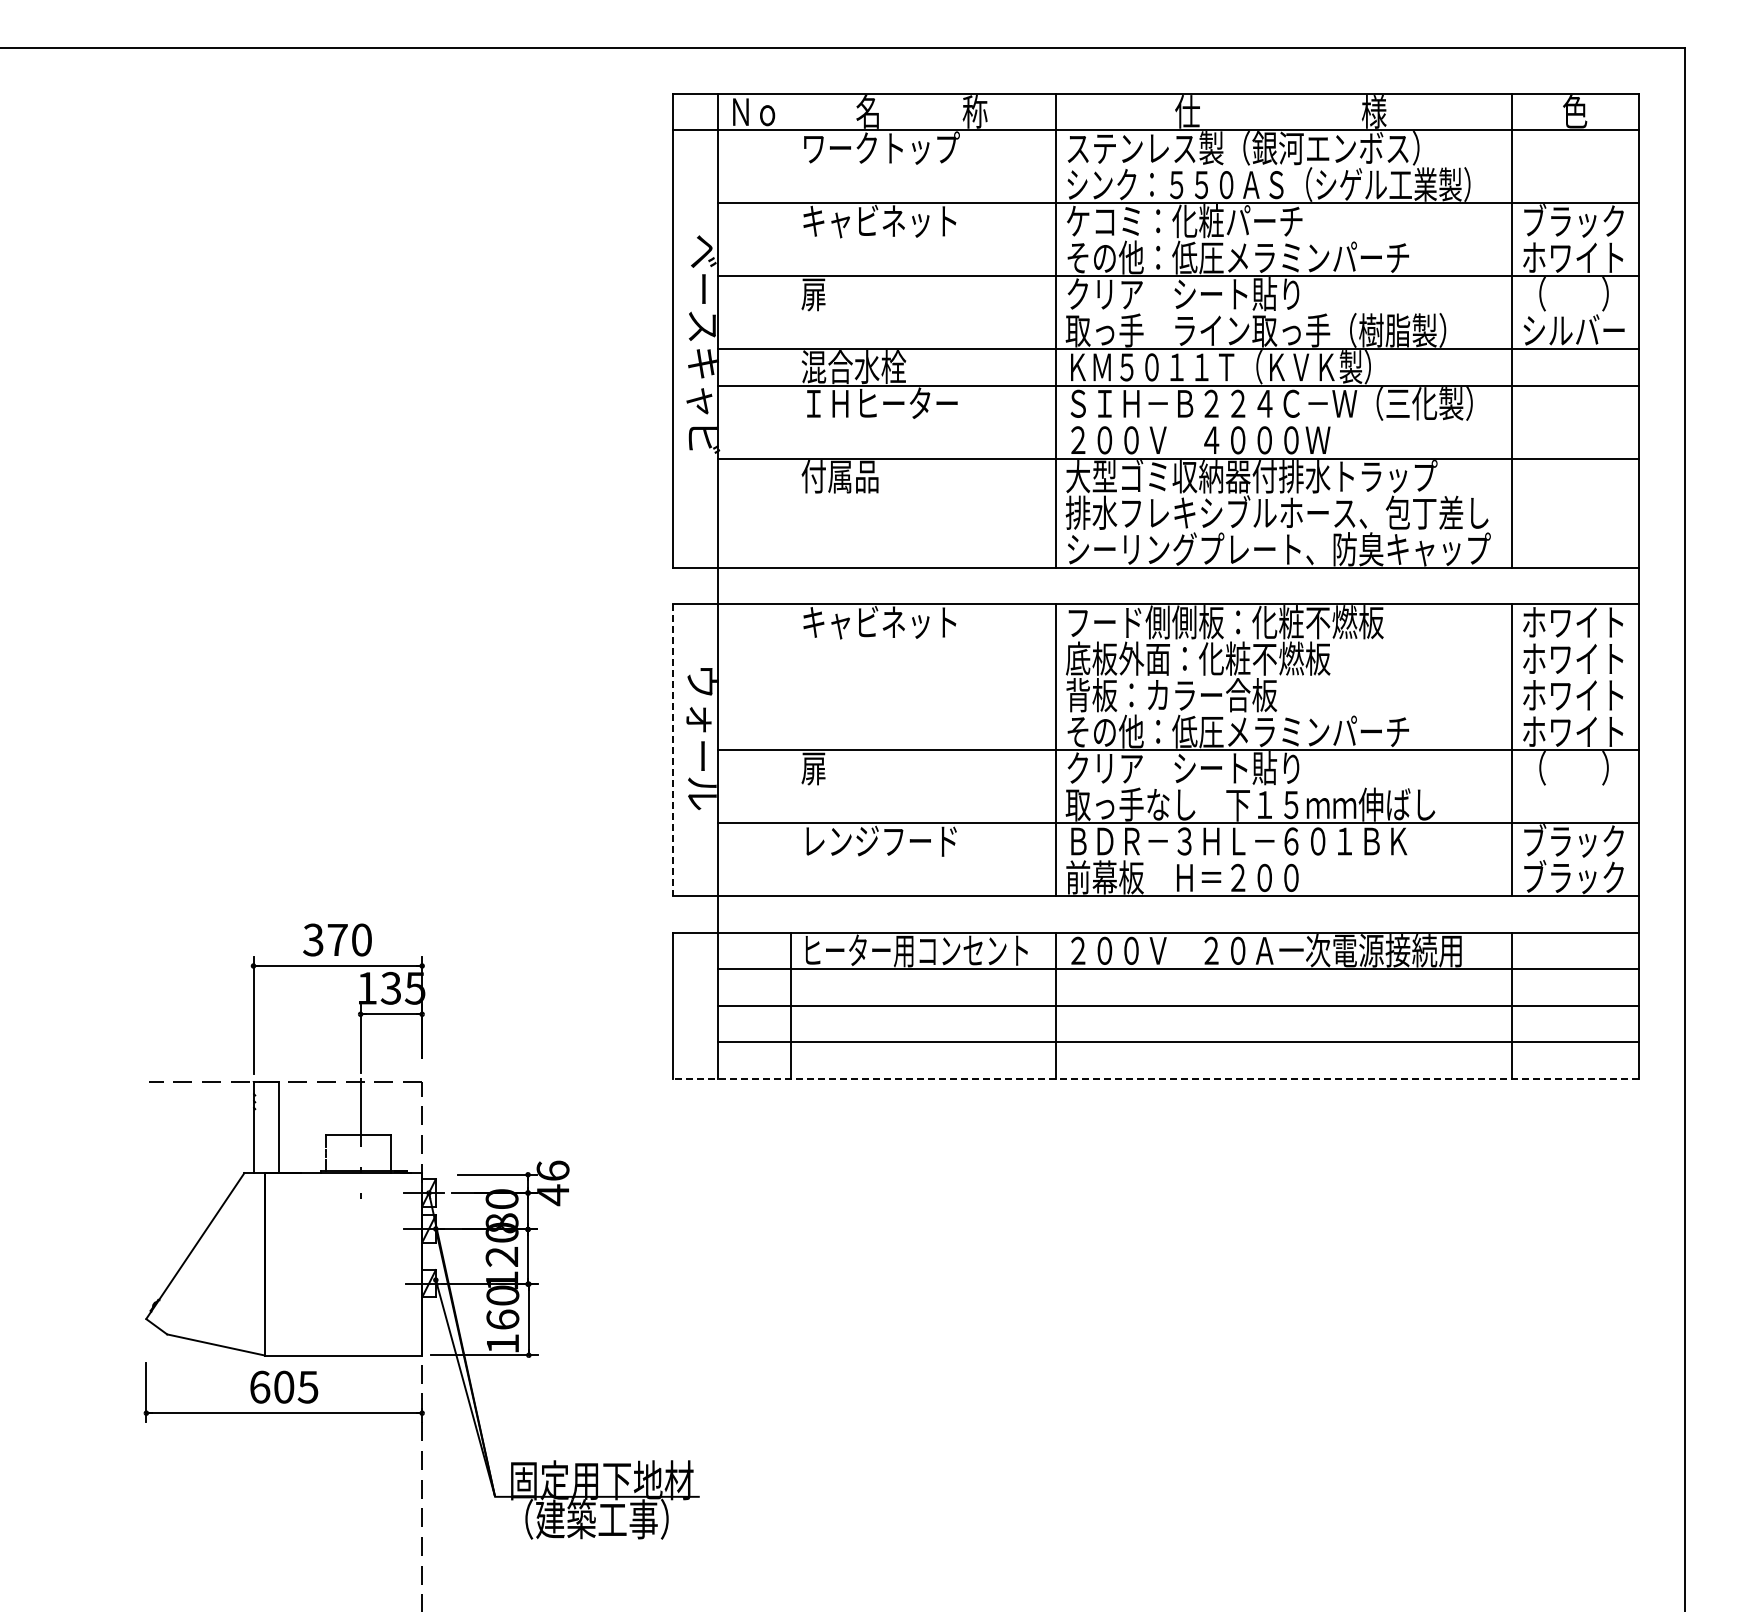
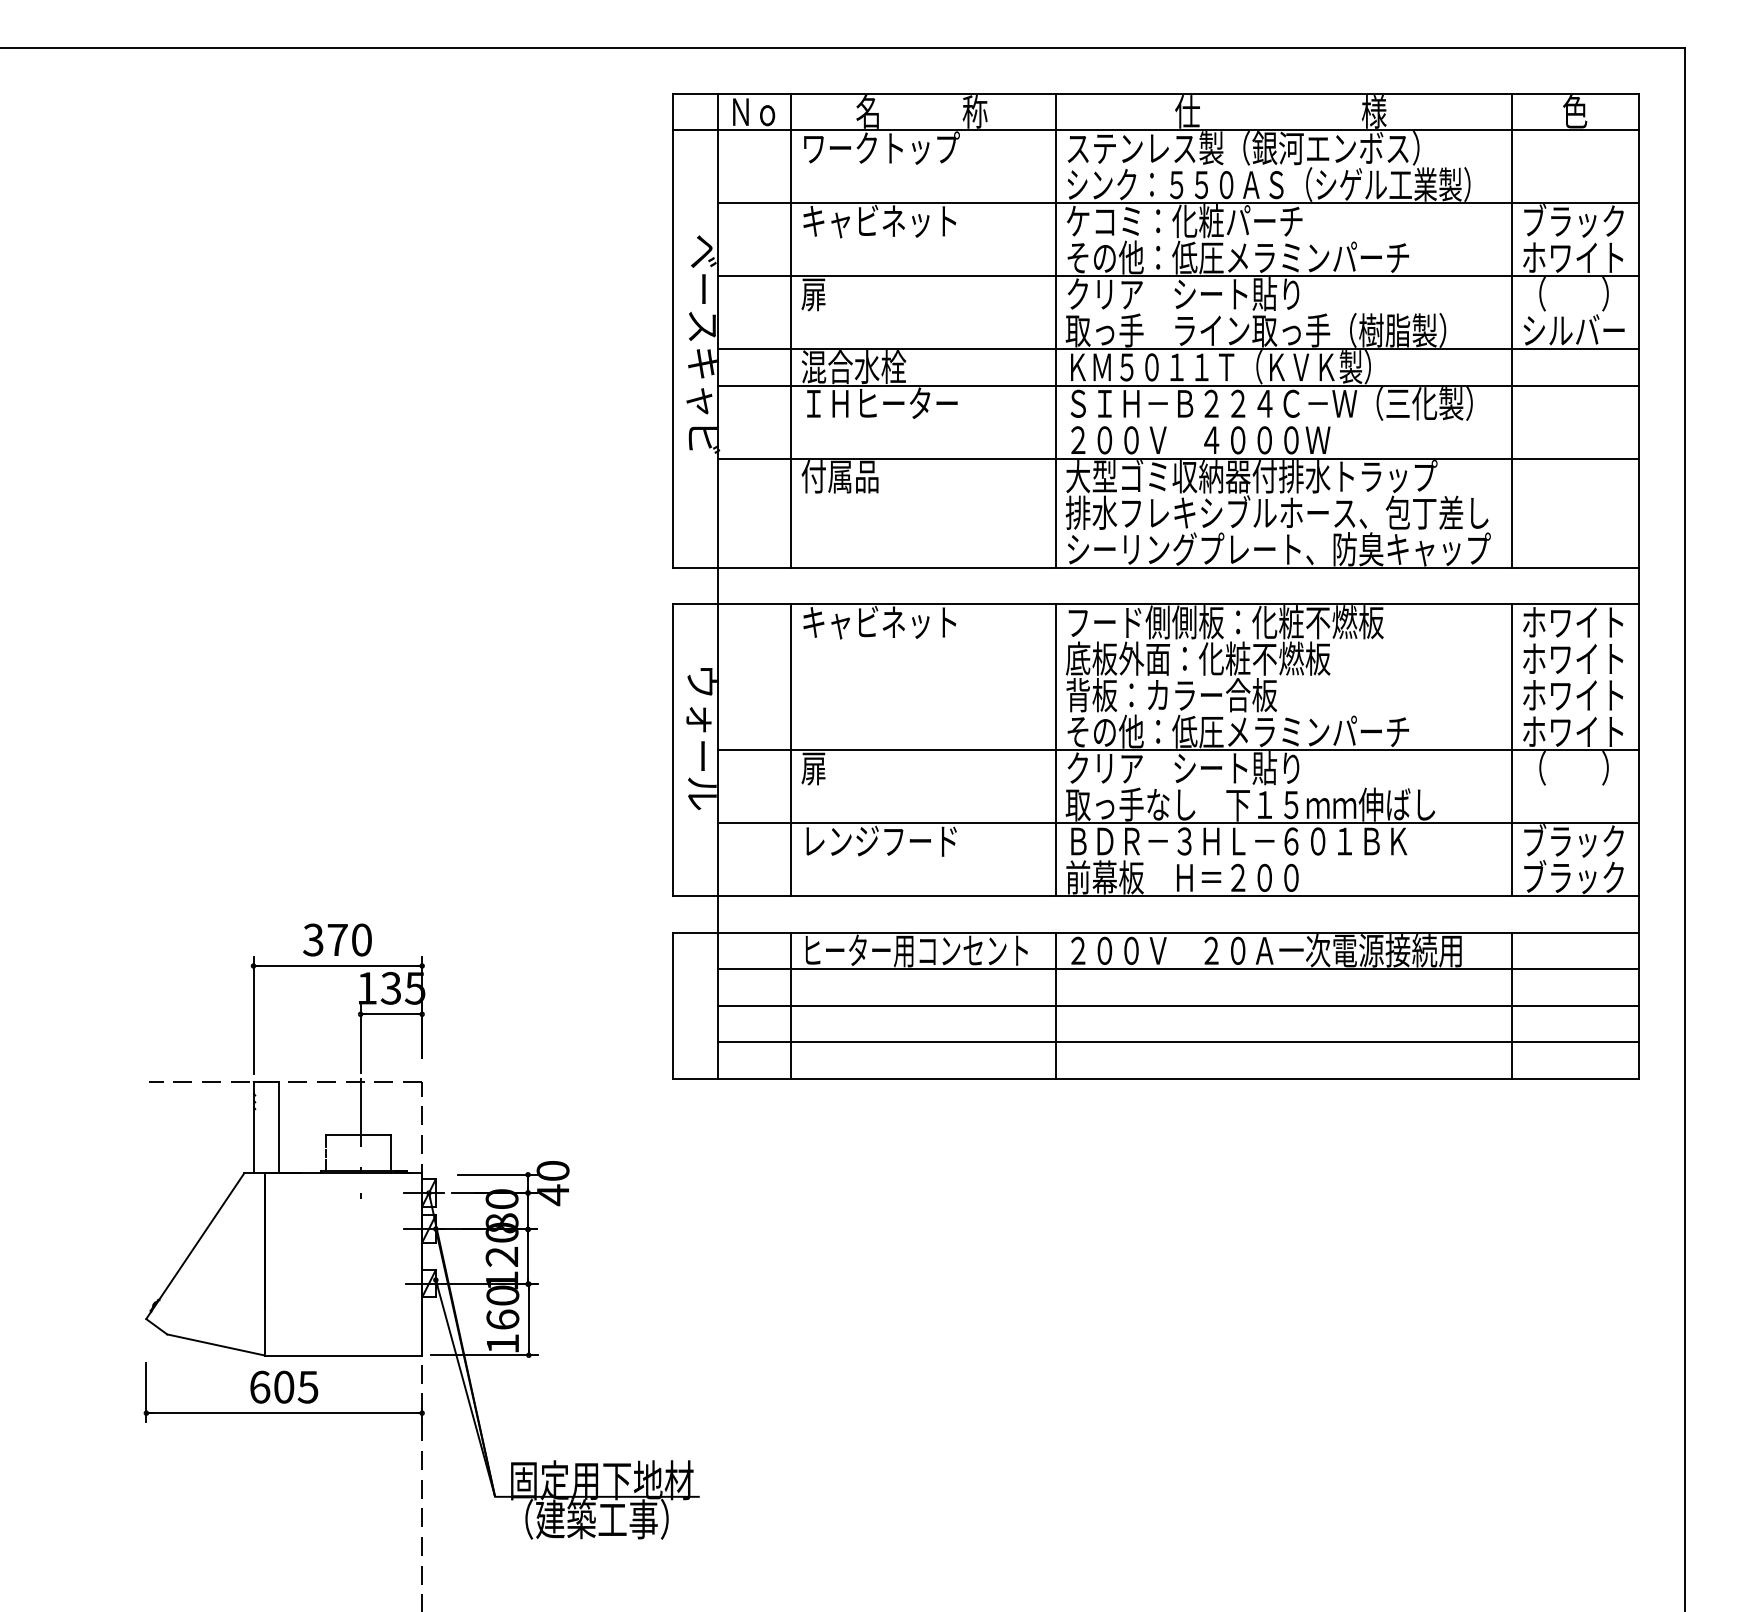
line: none -> present (791, 330)
line: dashed -> solid (672, 750)
line: none -> present (791, 750)
line: dashed -> solid (1155, 1078)
text: 46 -> 40 (552, 1170)
